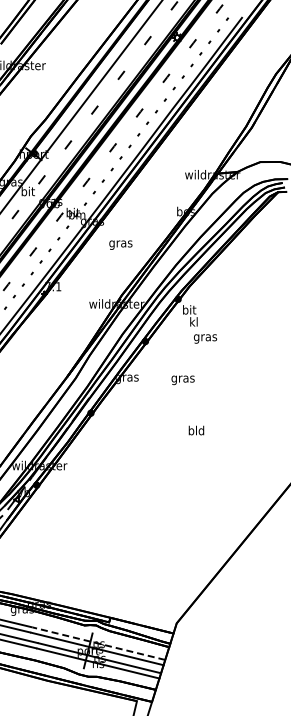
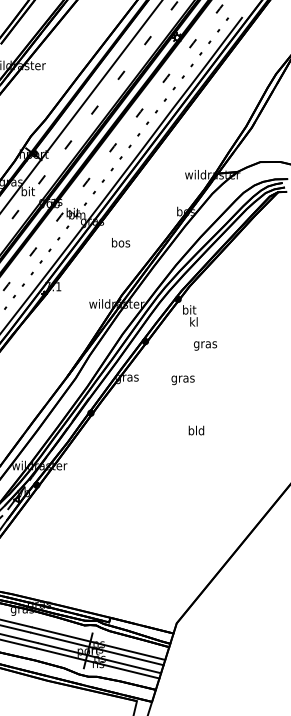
text: gras -> bos (120, 243)
text position: (205, 338) -> (205, 345) (205, 345)
line: dashed -> solid (98, 643)
